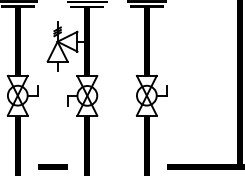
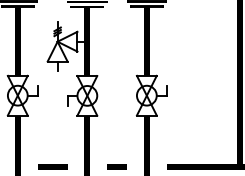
line: none -> present (116, 166)
